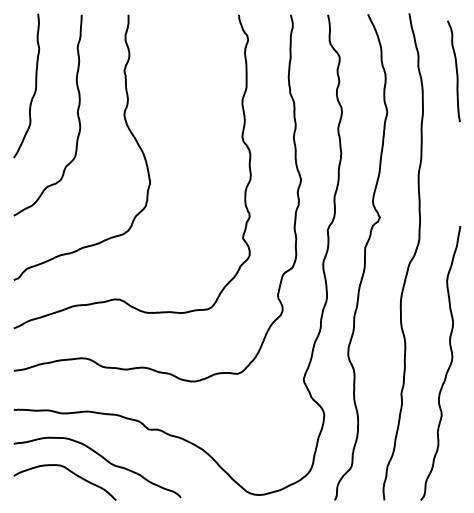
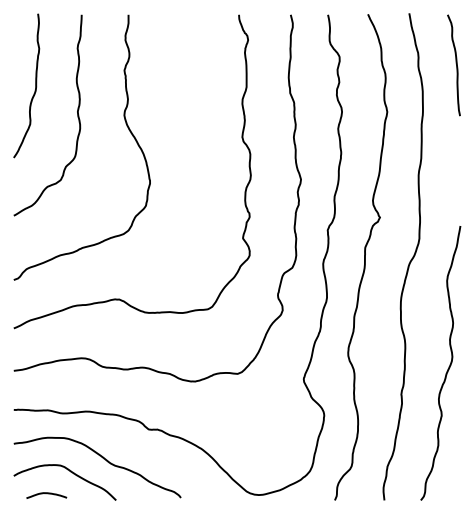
curve position: (455, 69) -> (455, 63) (455, 63)
curve: none -> present (46, 494)
